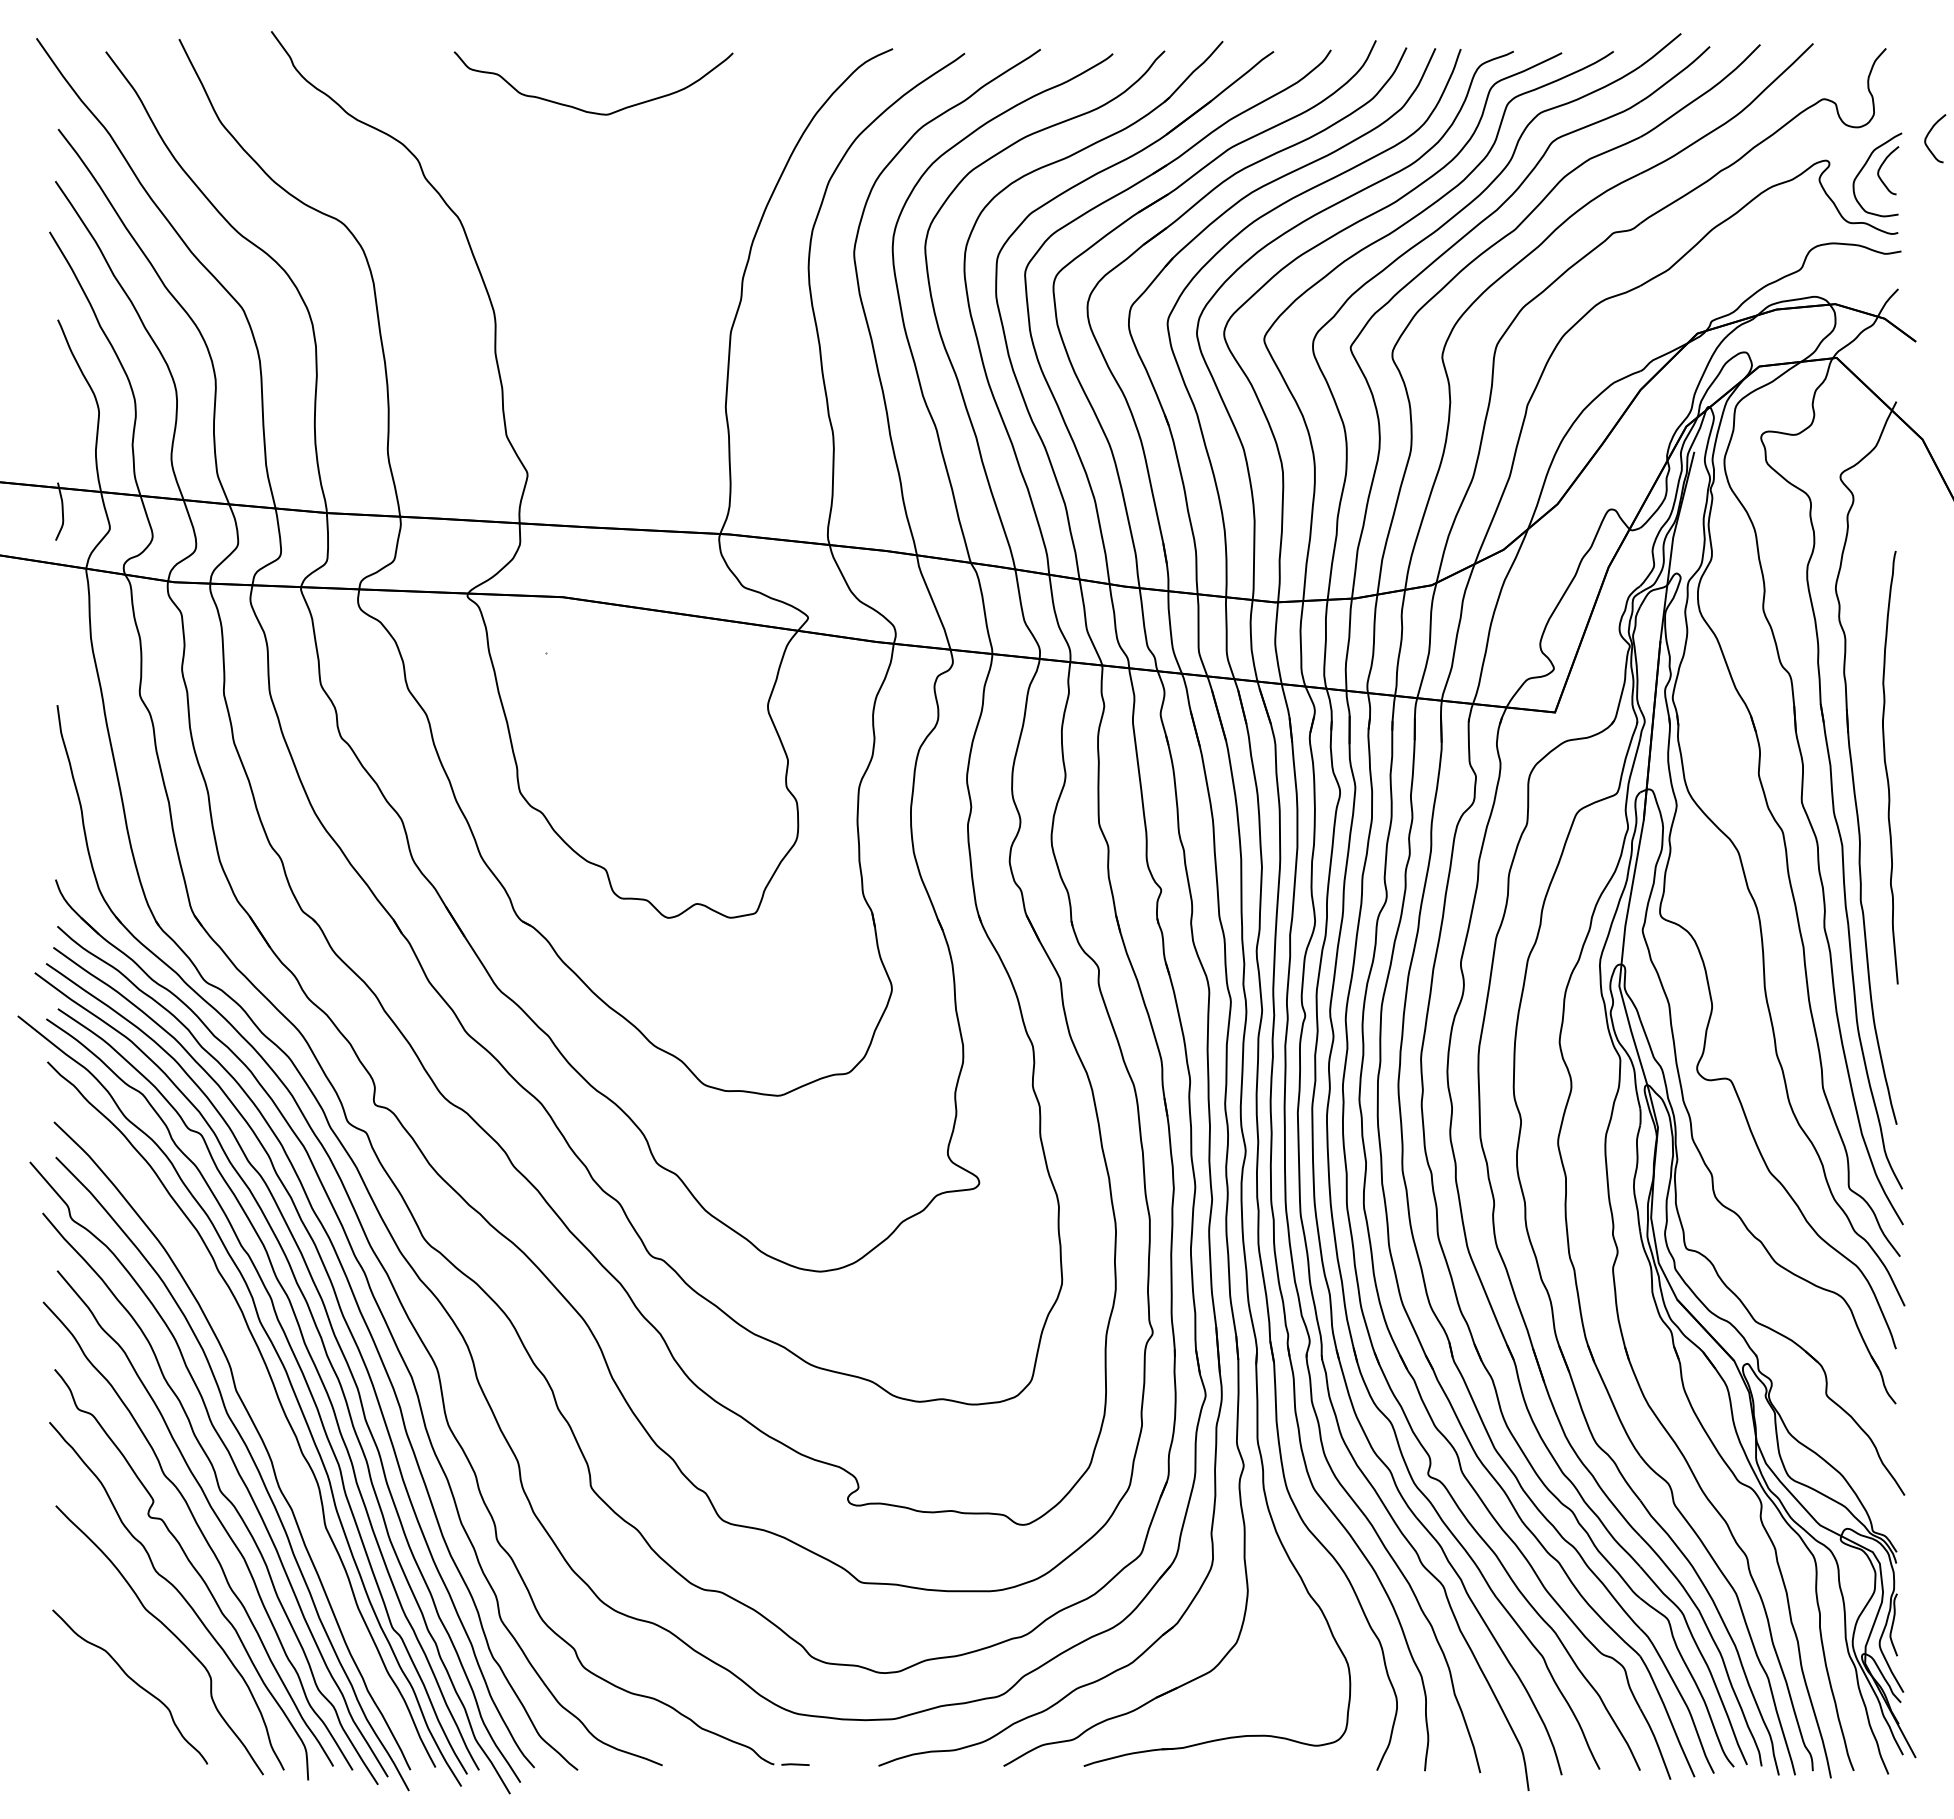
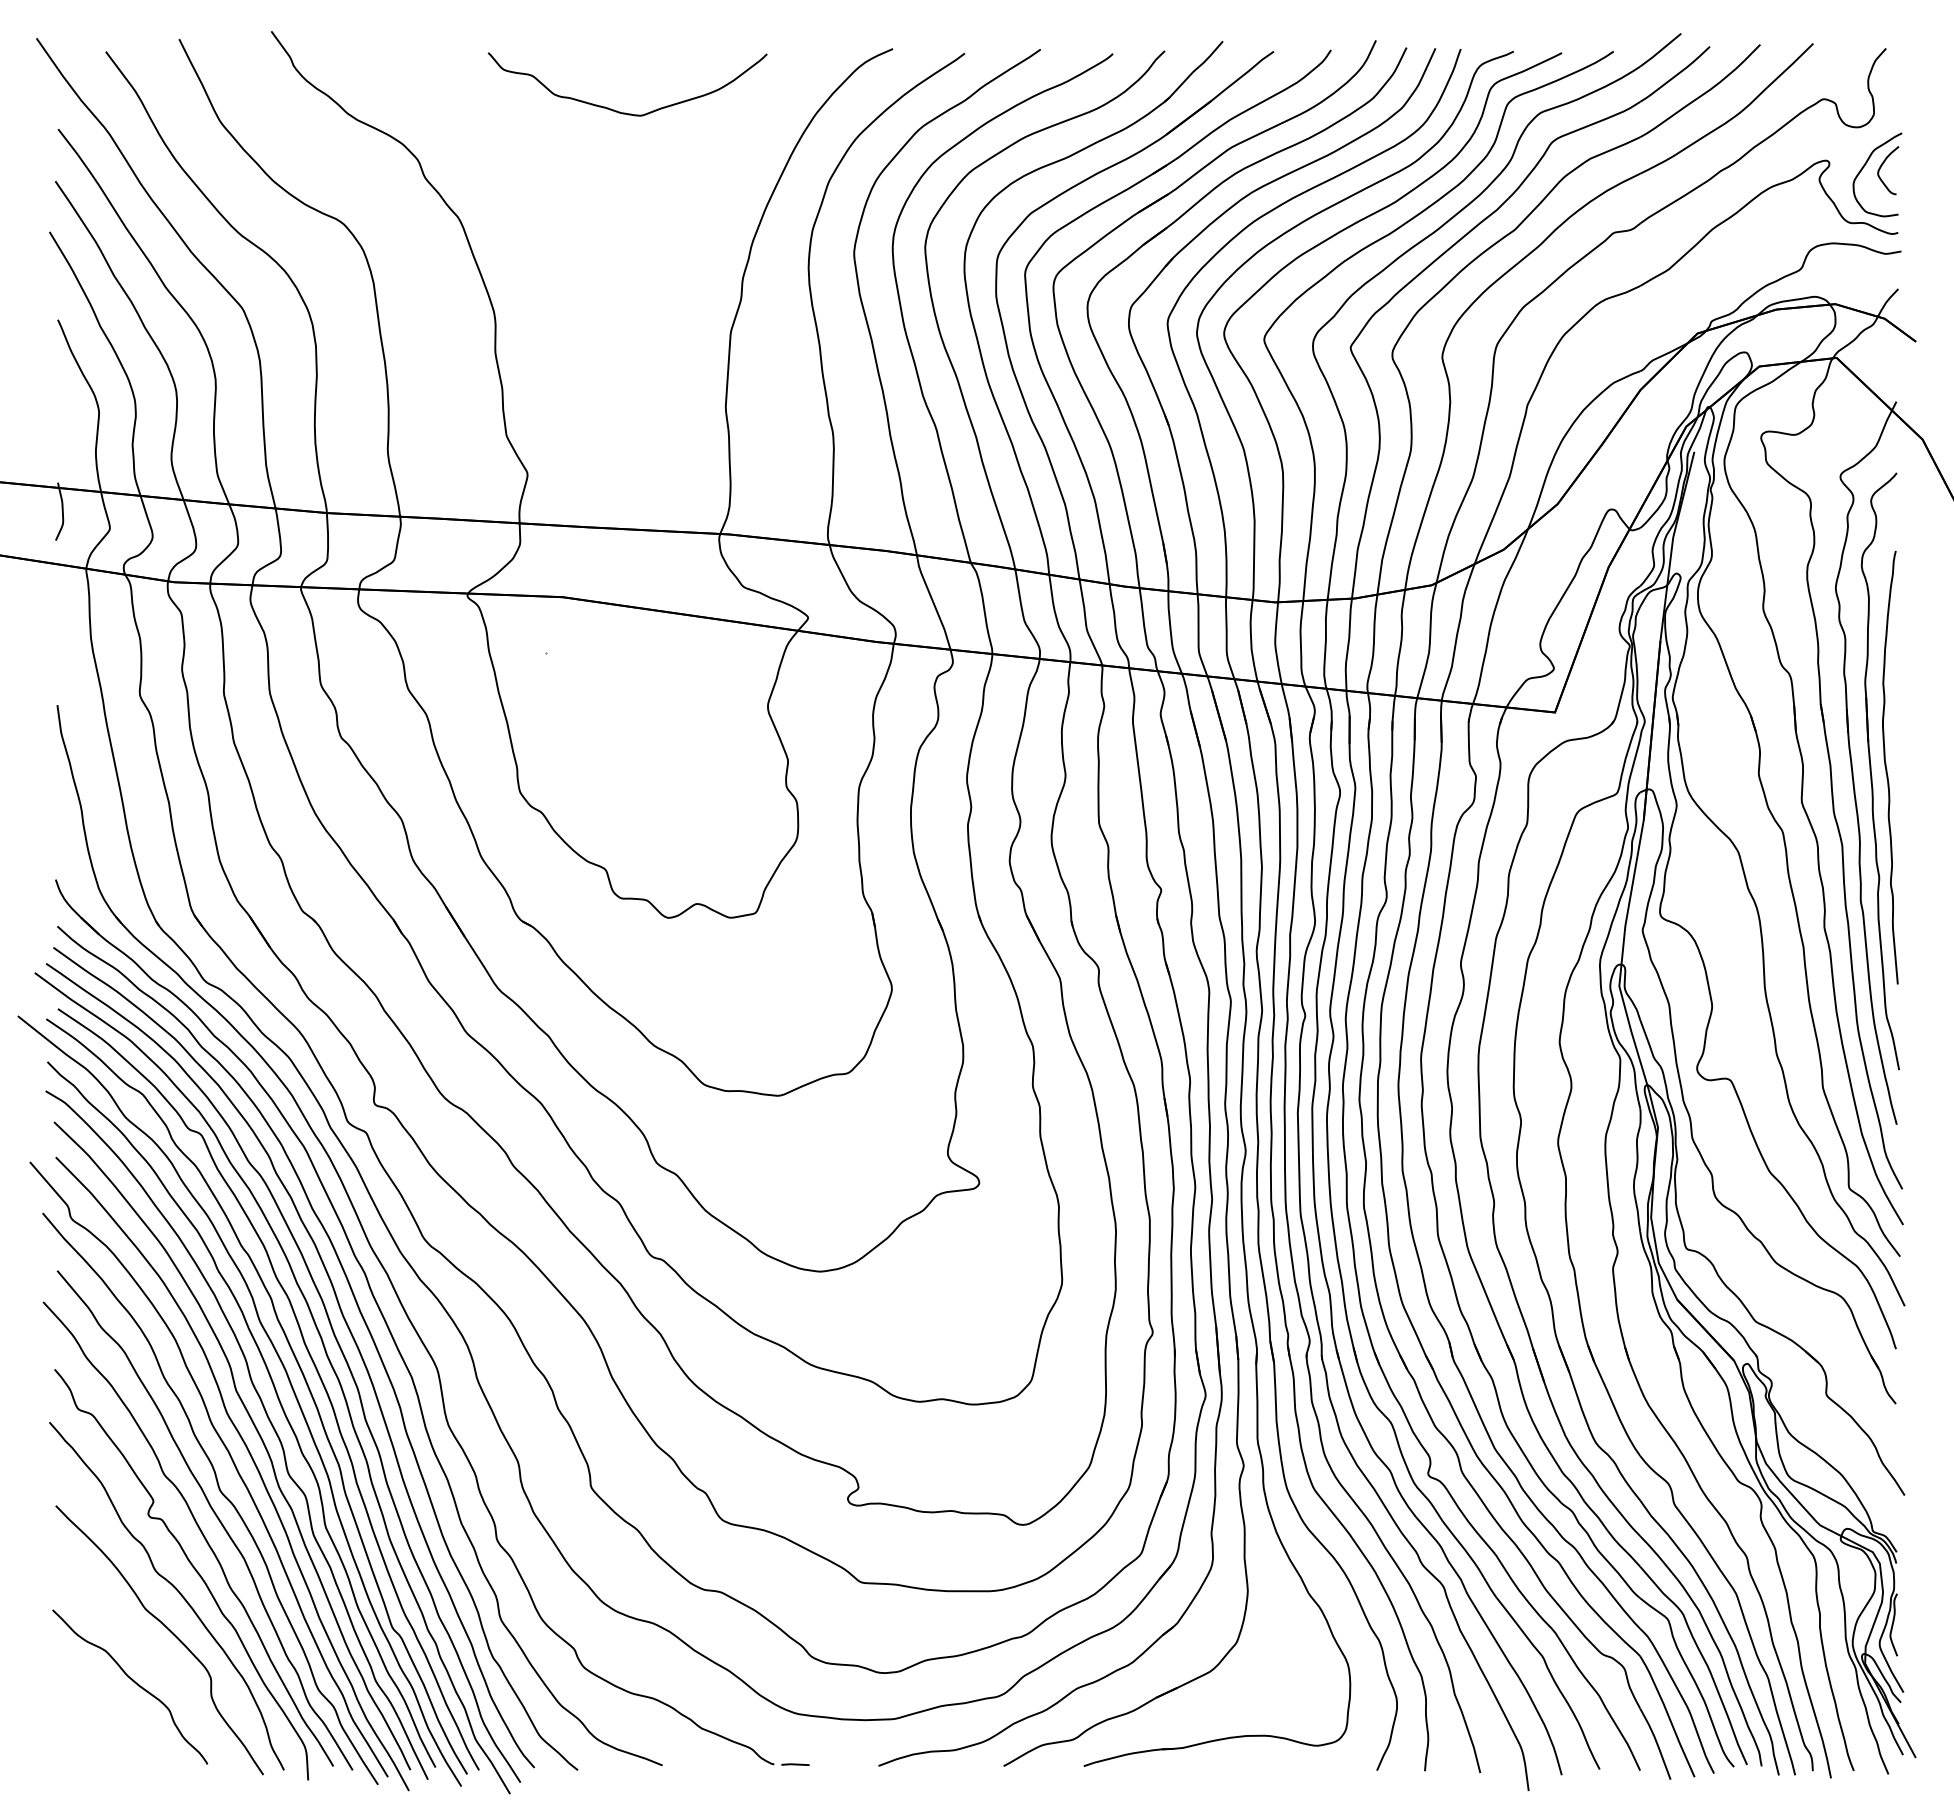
curve position: (583, 109) -> (617, 110) (617, 110)
curve: present -> none (1928, 135)
part: none -> present (1871, 771)
curve: none -> present (267, 1418)
